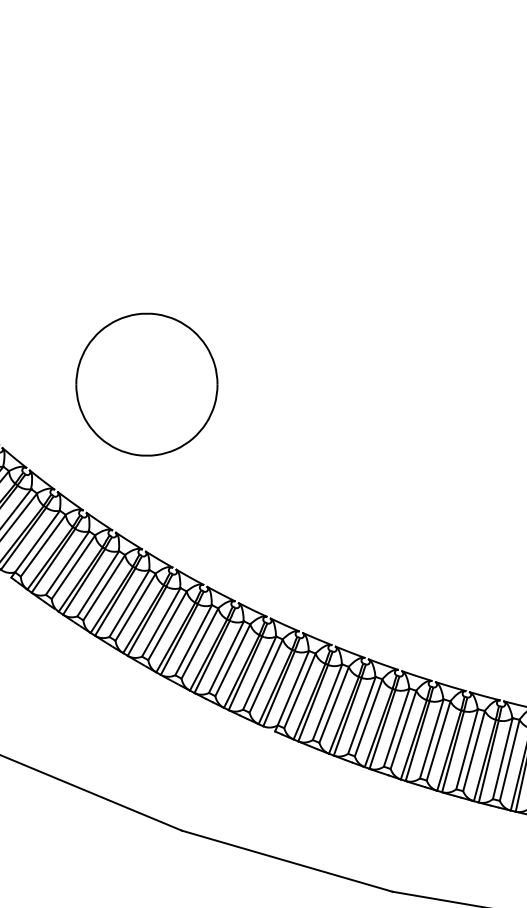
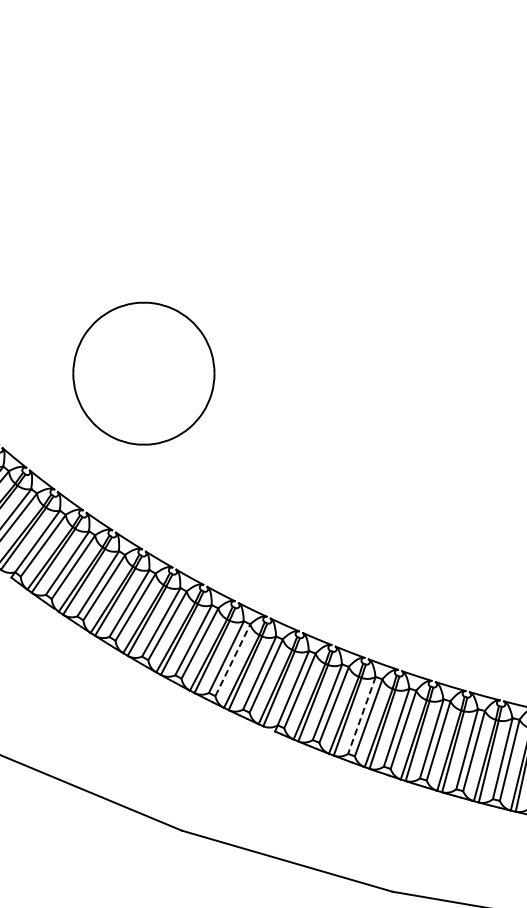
part position: (146, 384) -> (143, 373) (143, 373)
line: solid -> dashed (232, 660)
line: solid -> dashed (361, 715)
